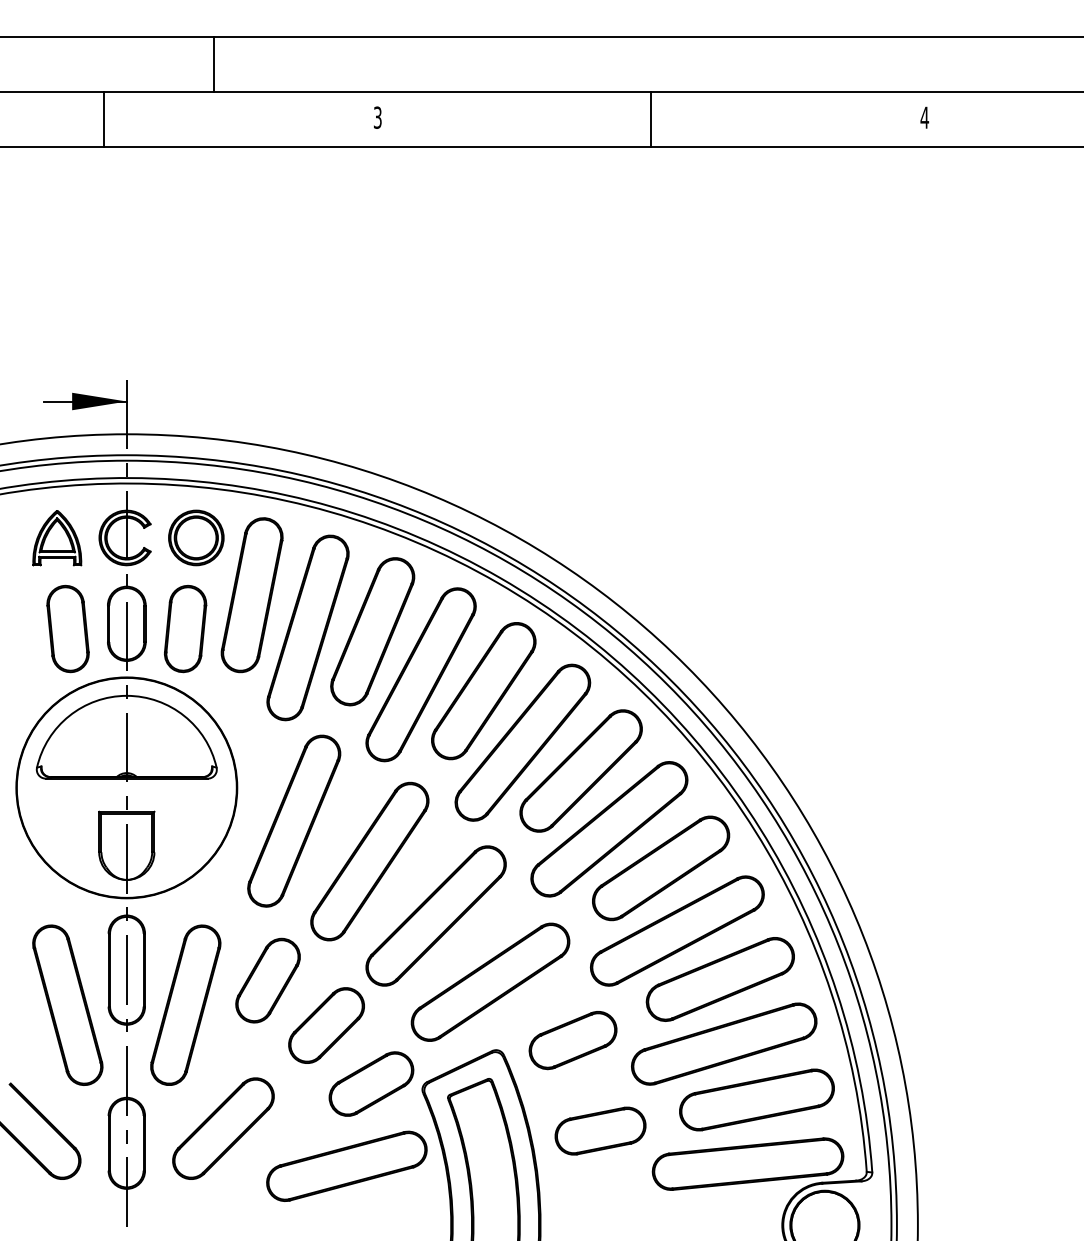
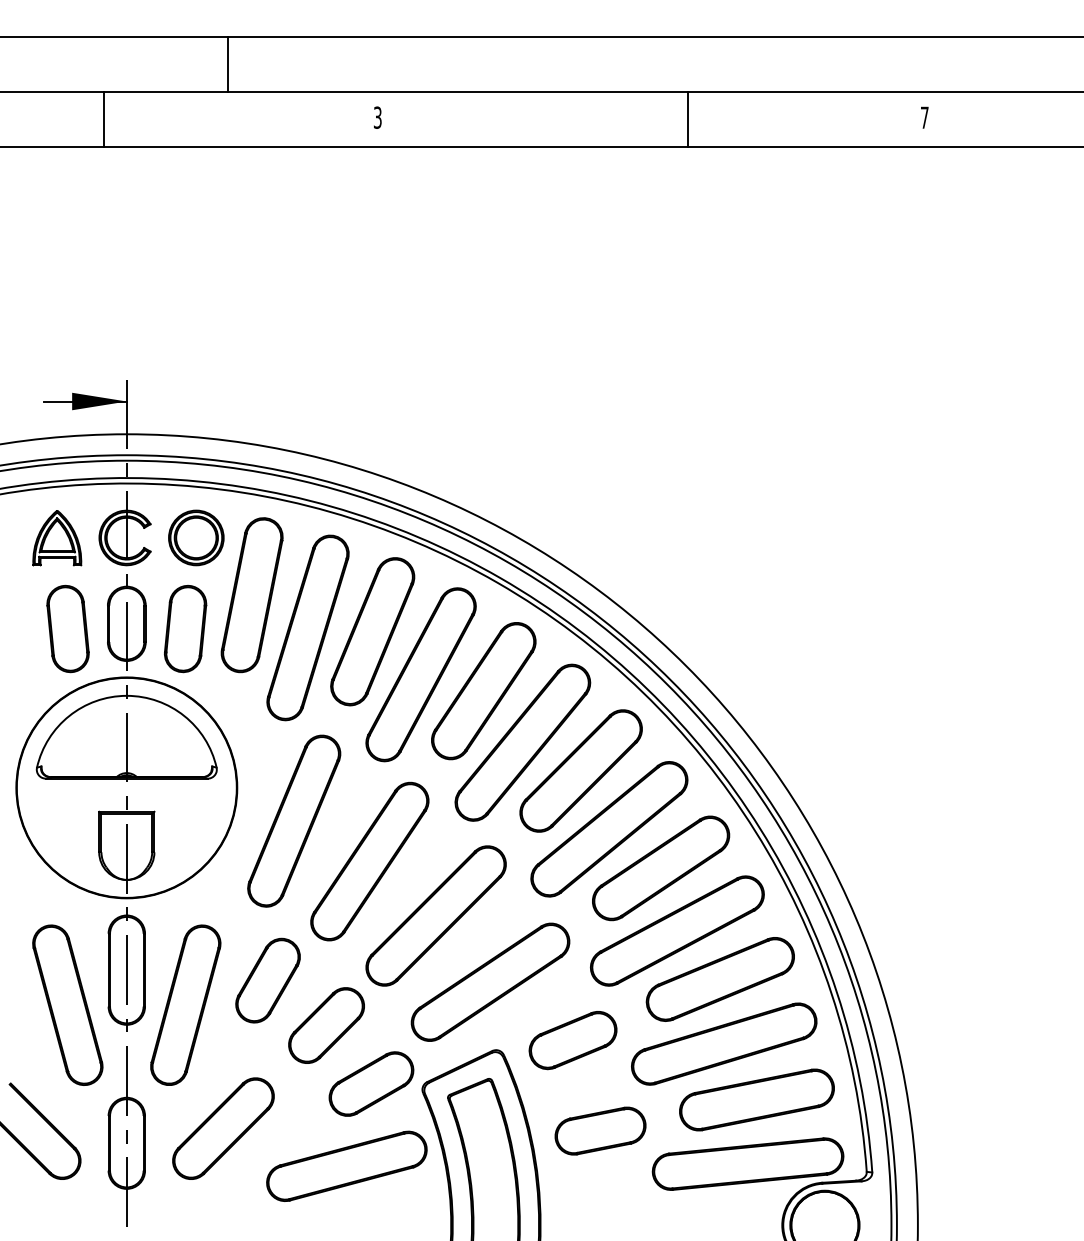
line position: (213, 64) -> (227, 64) (227, 64)
text: 4 -> 7 (924, 117)
line position: (651, 118) -> (688, 118) (688, 118)
